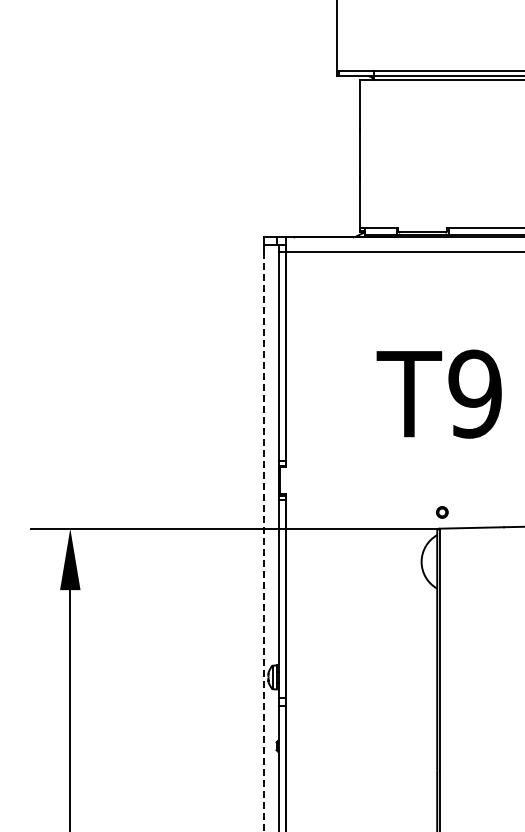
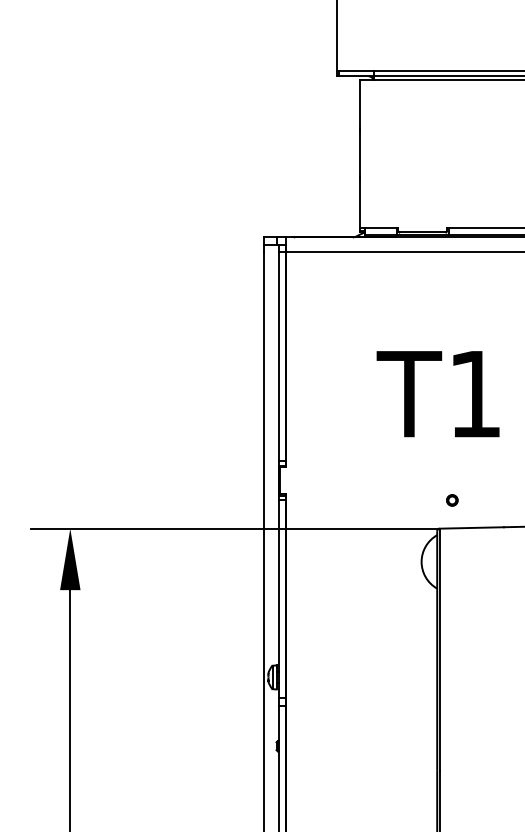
text: T9 -> T1 (474, 393)
part position: (442, 512) -> (452, 500) (452, 500)
line: dashed -> solid (264, 542)
